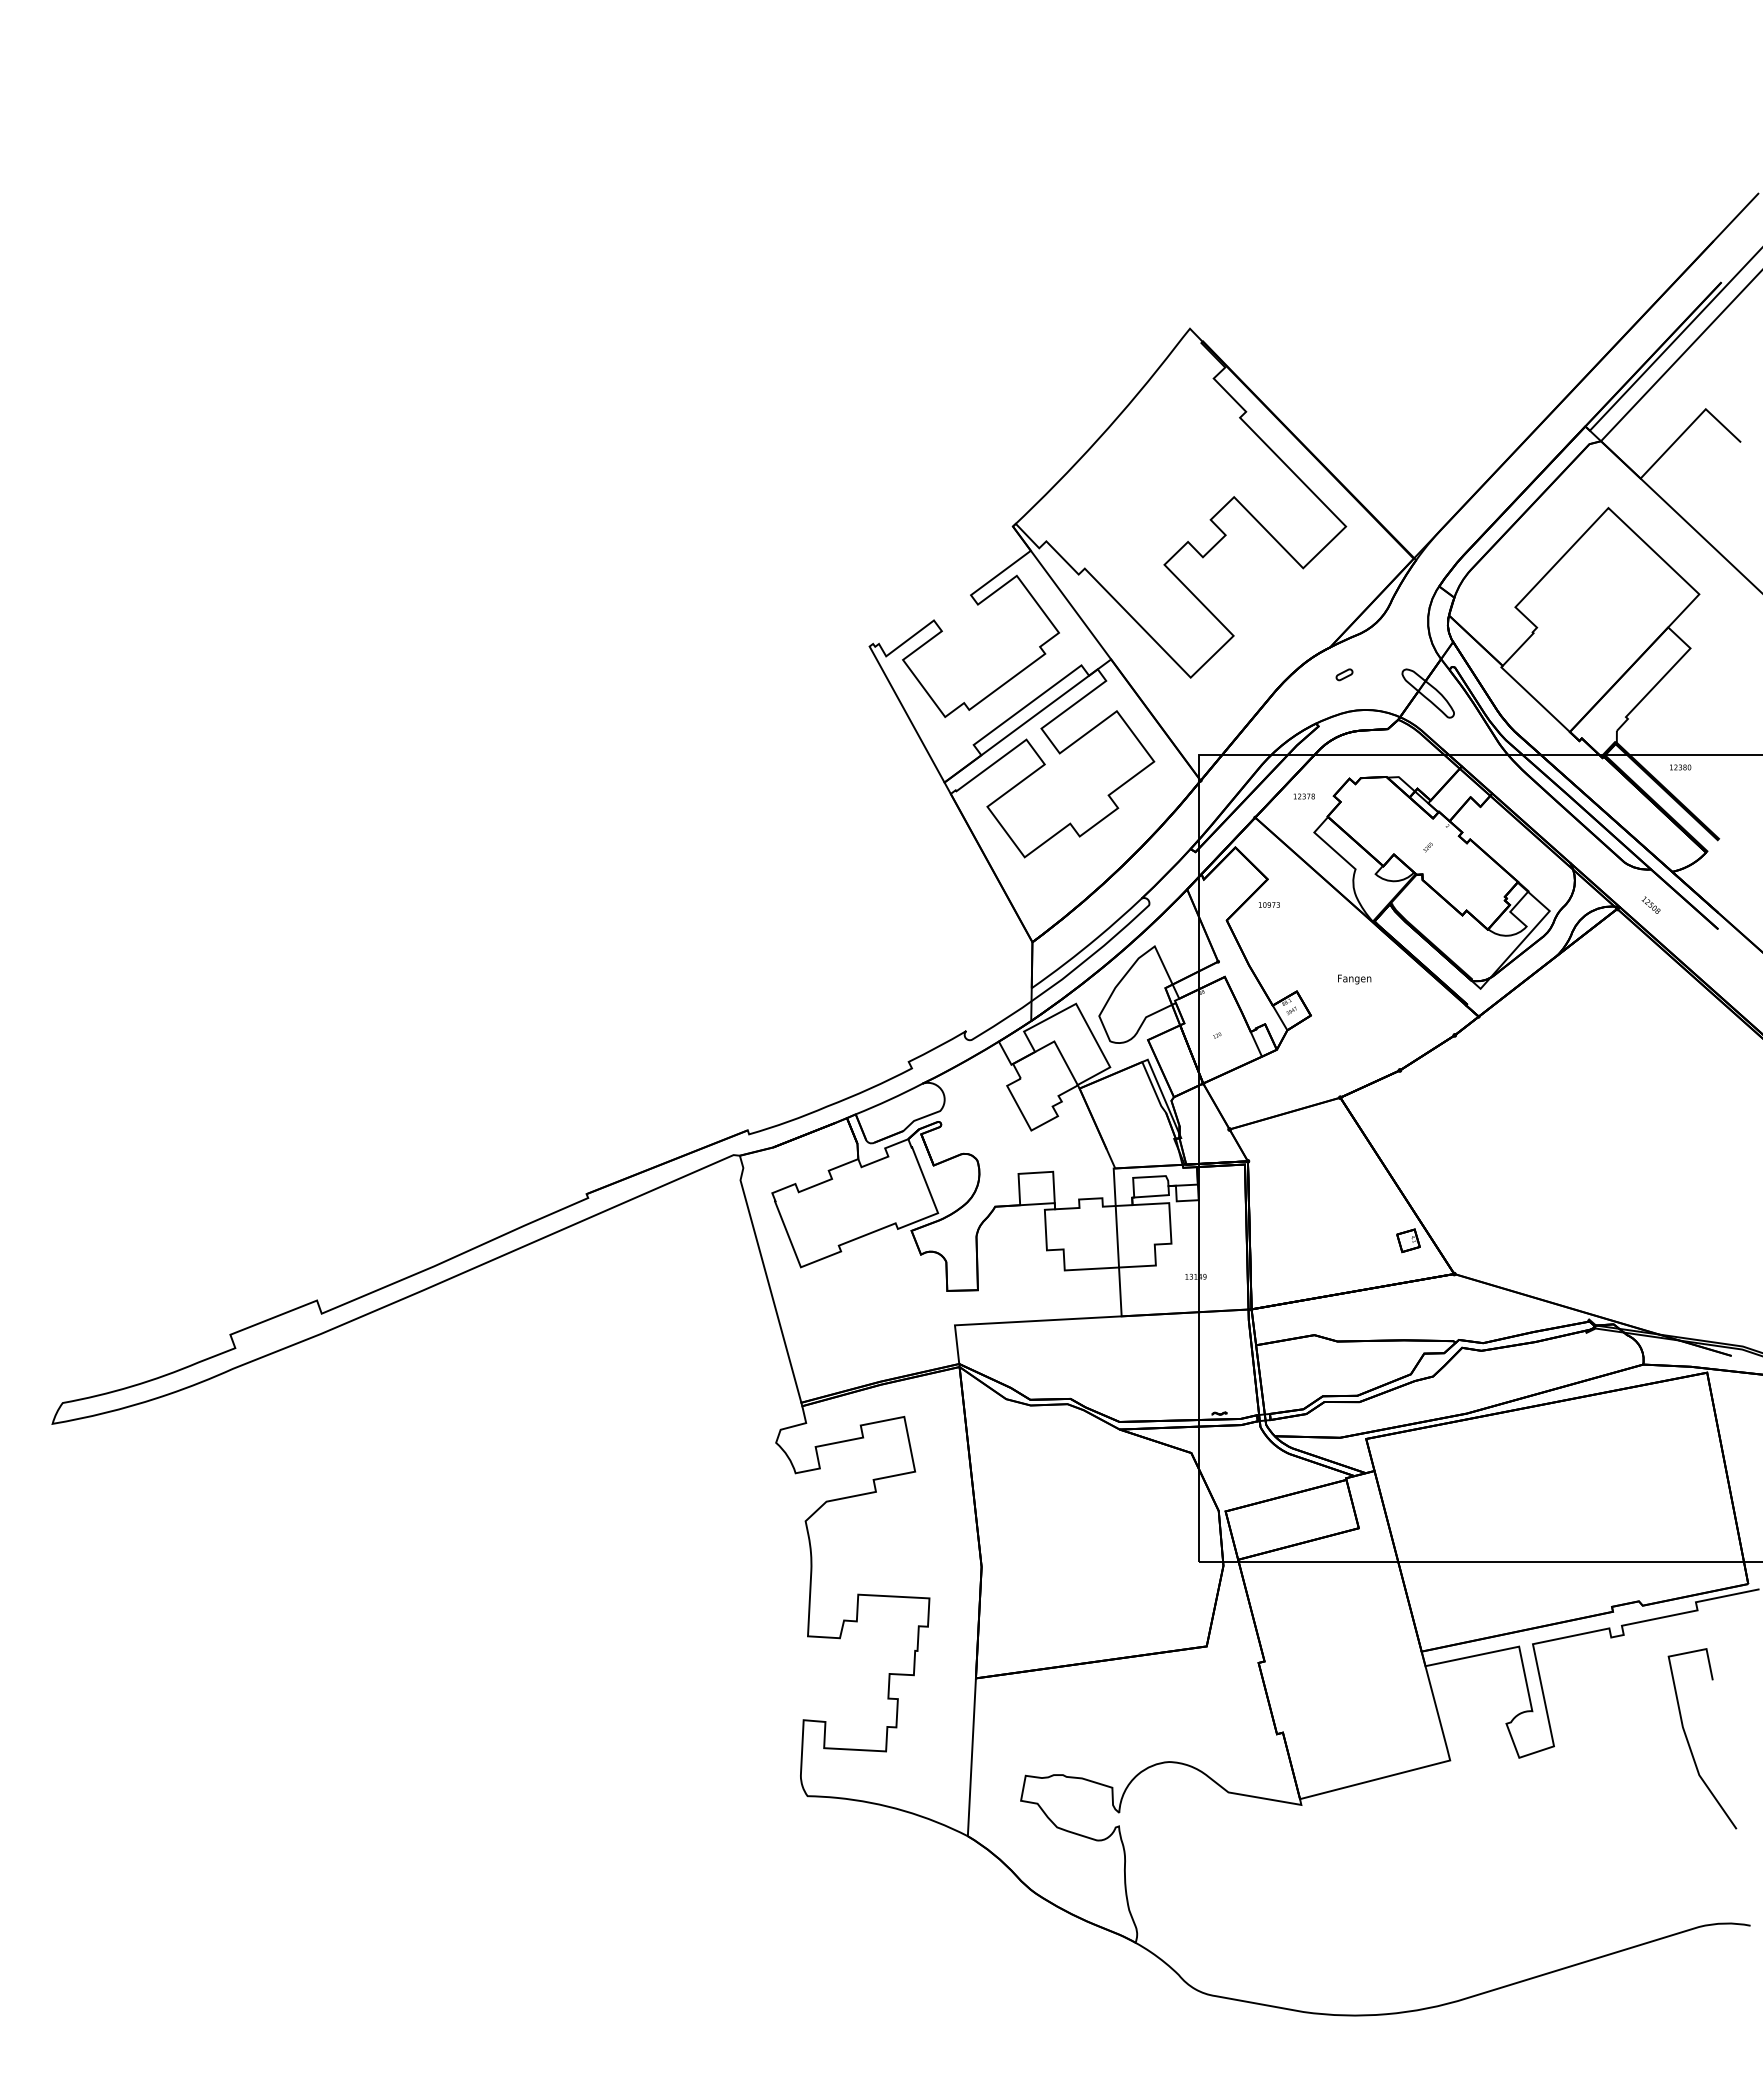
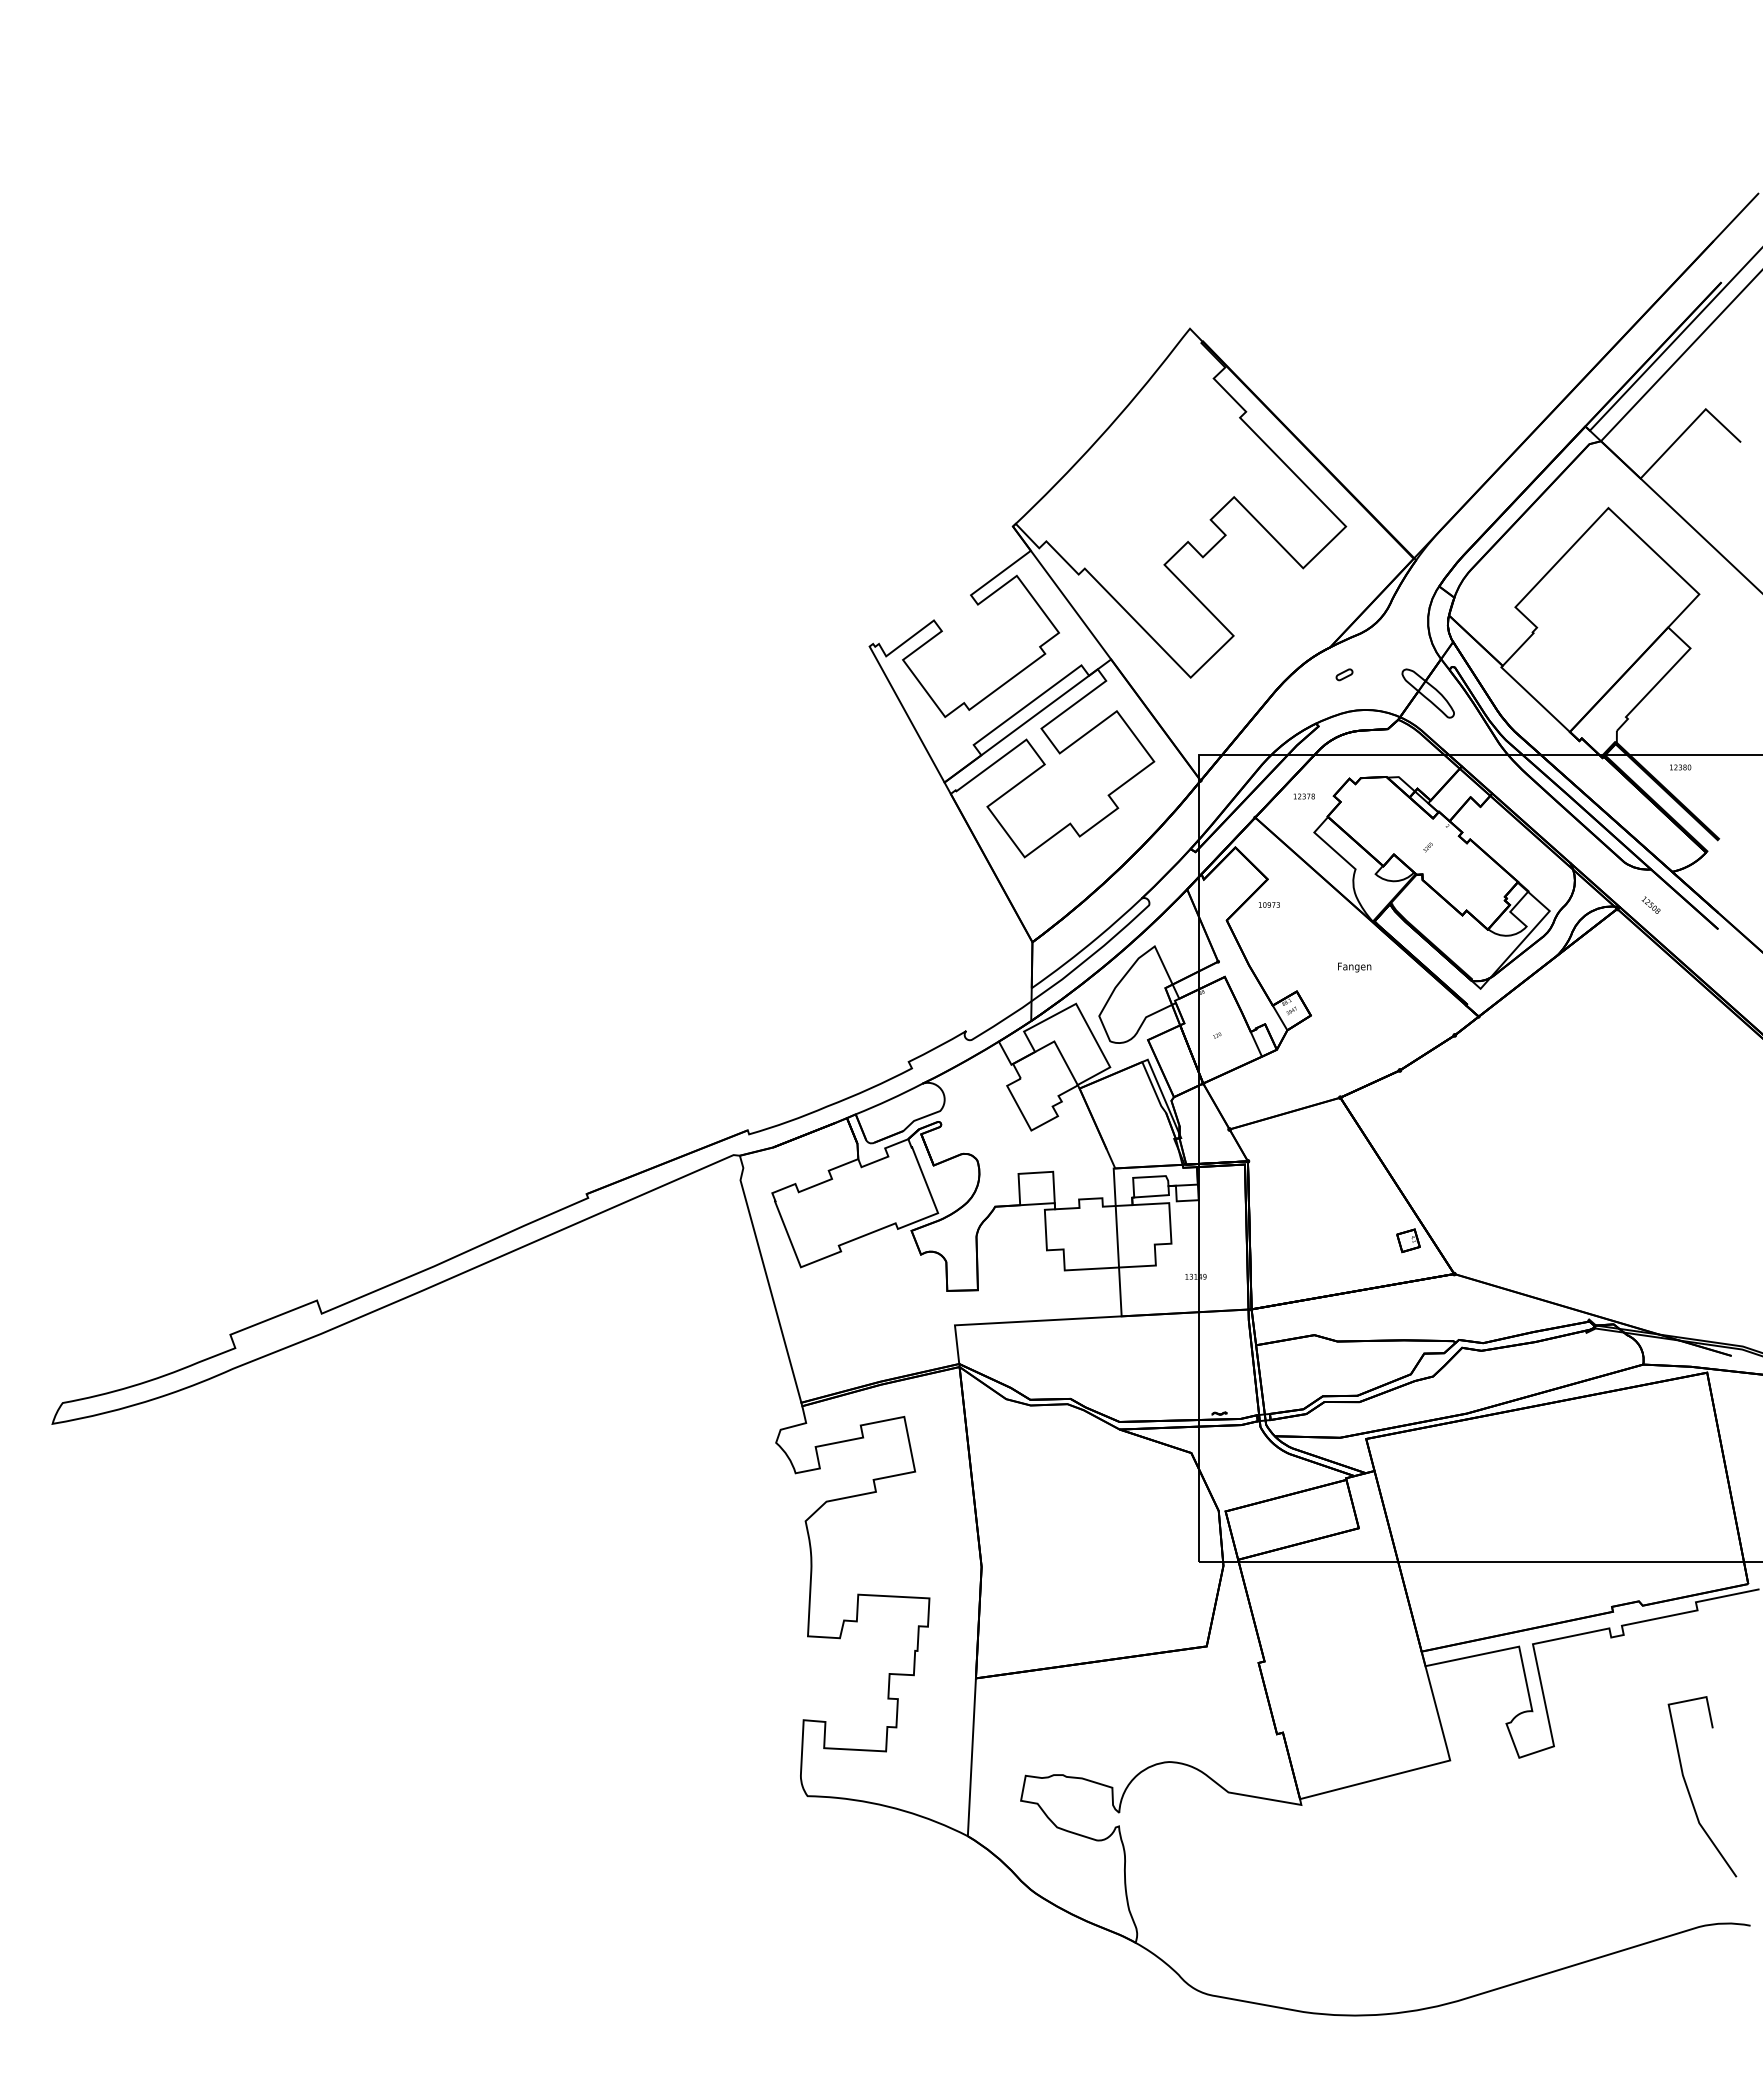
text position: (1354, 979) -> (1354, 967) (1354, 967)
curve position: (1689, 1742) -> (1689, 1790) (1689, 1790)
